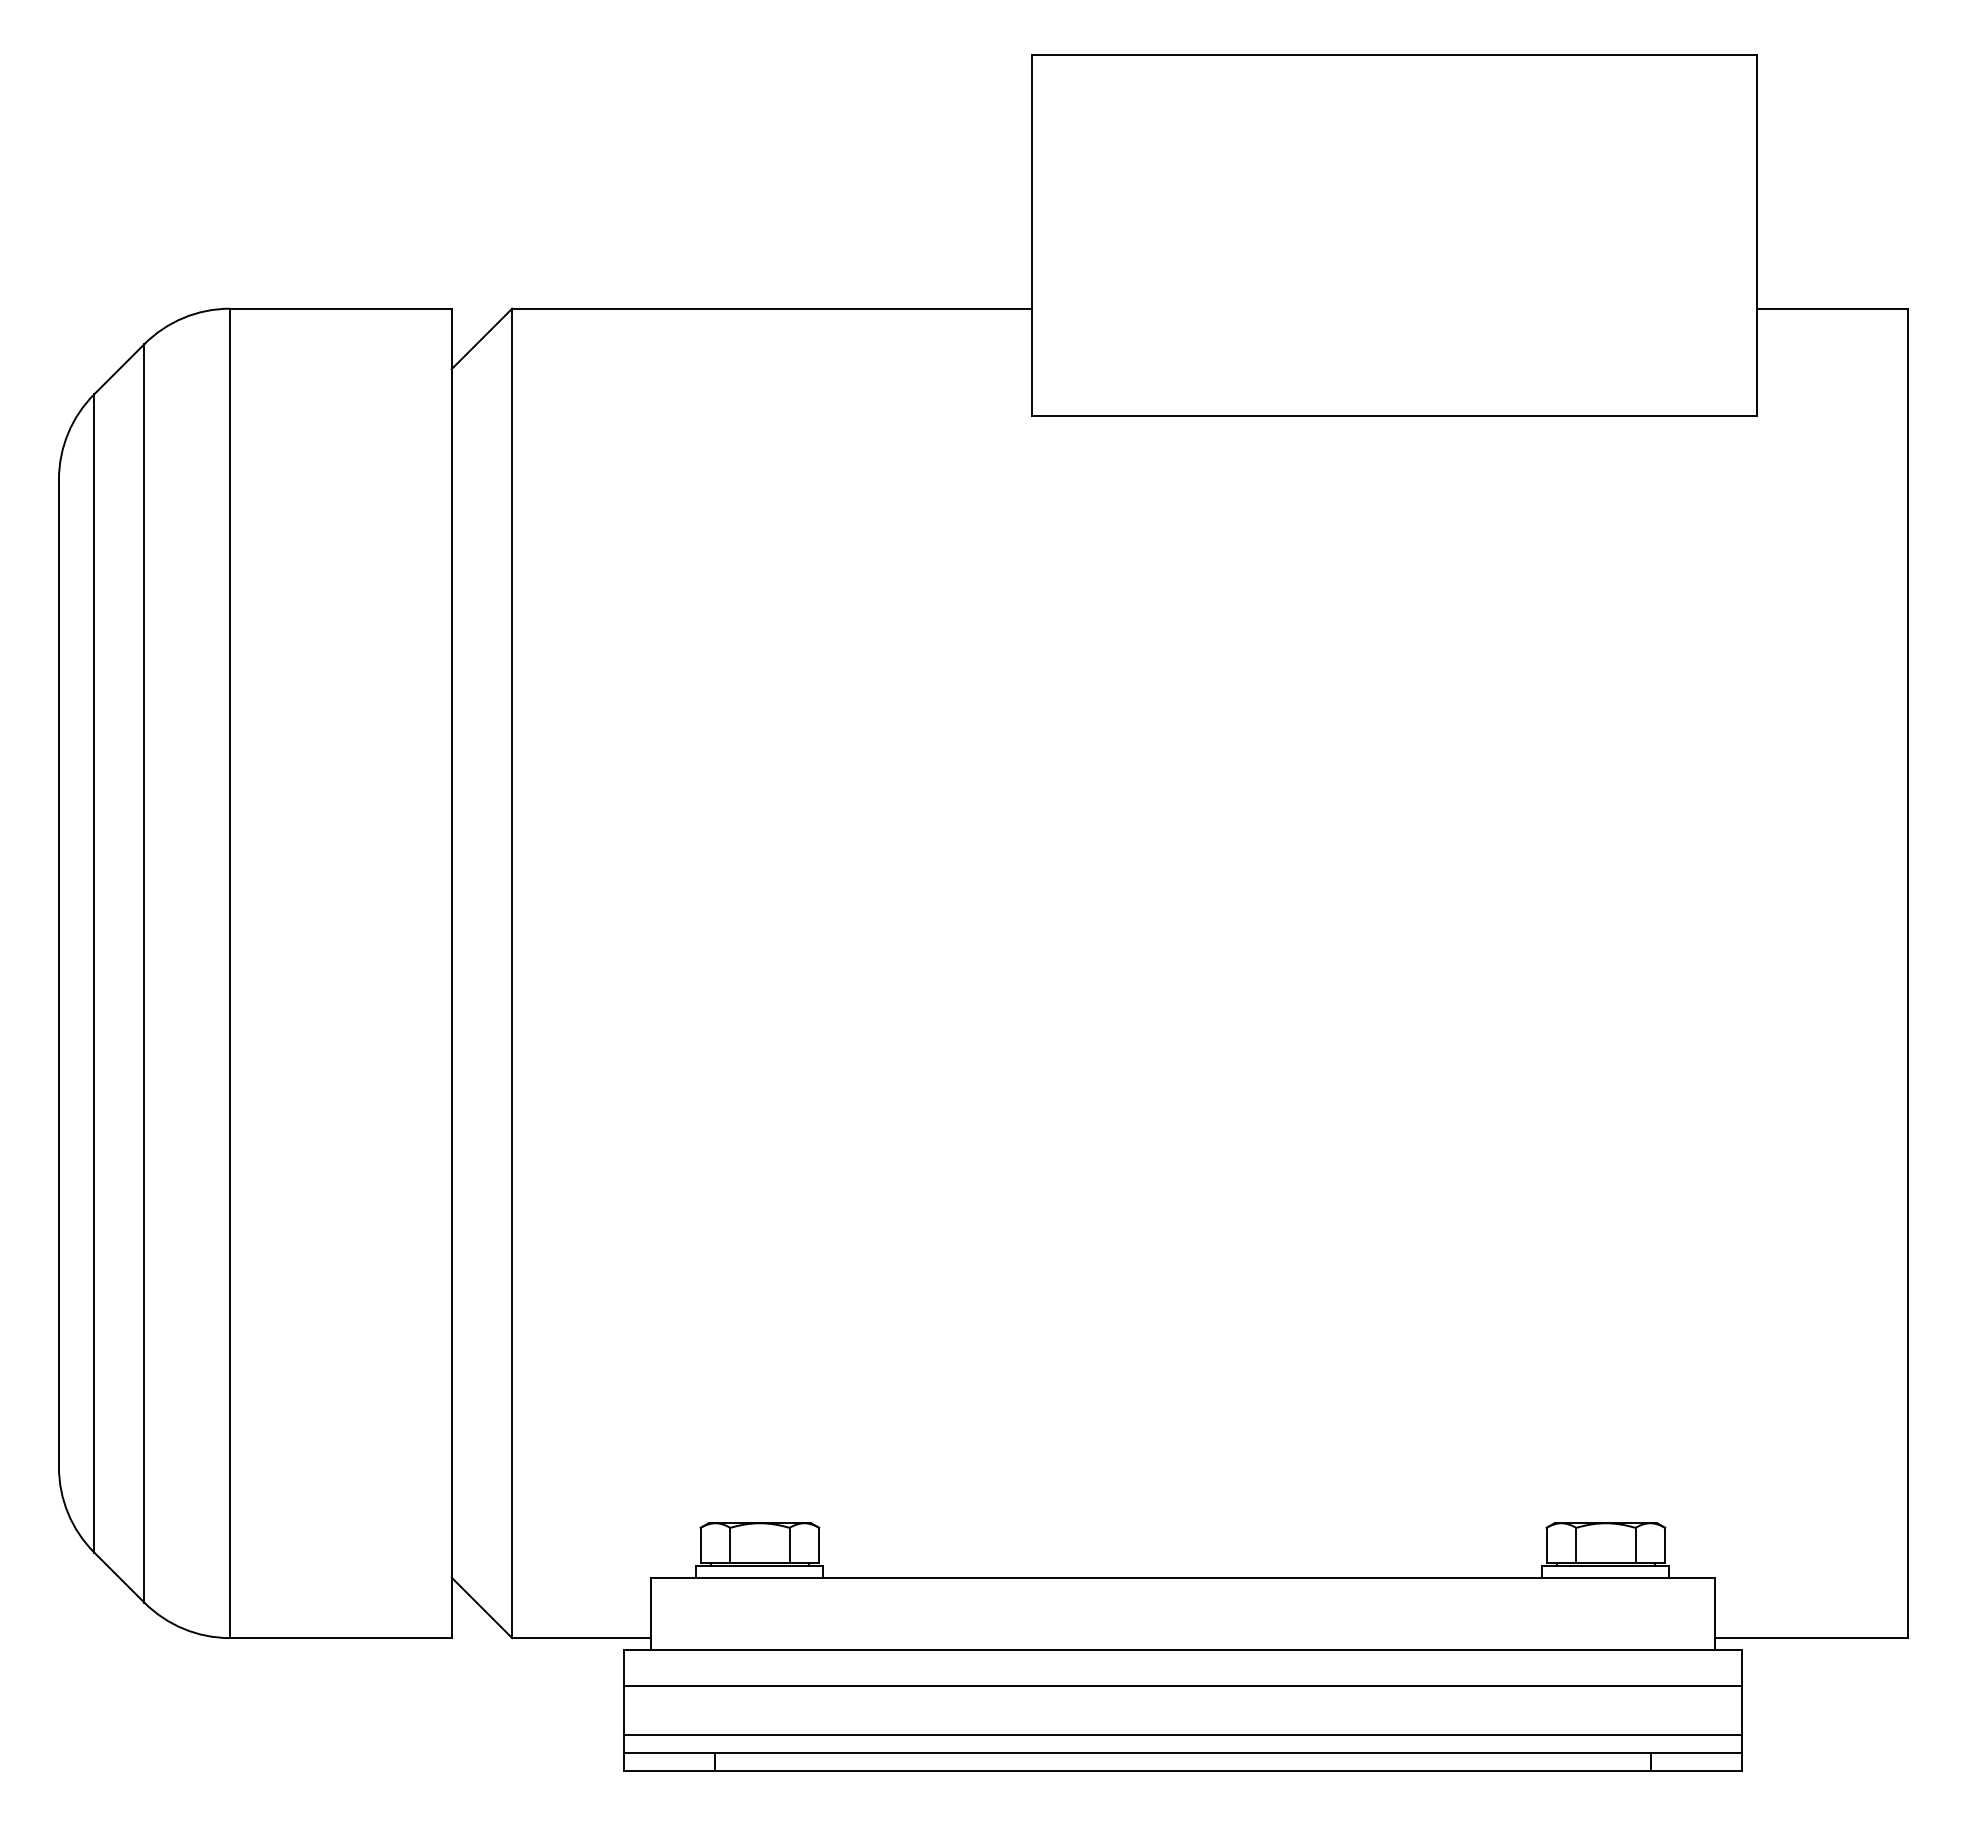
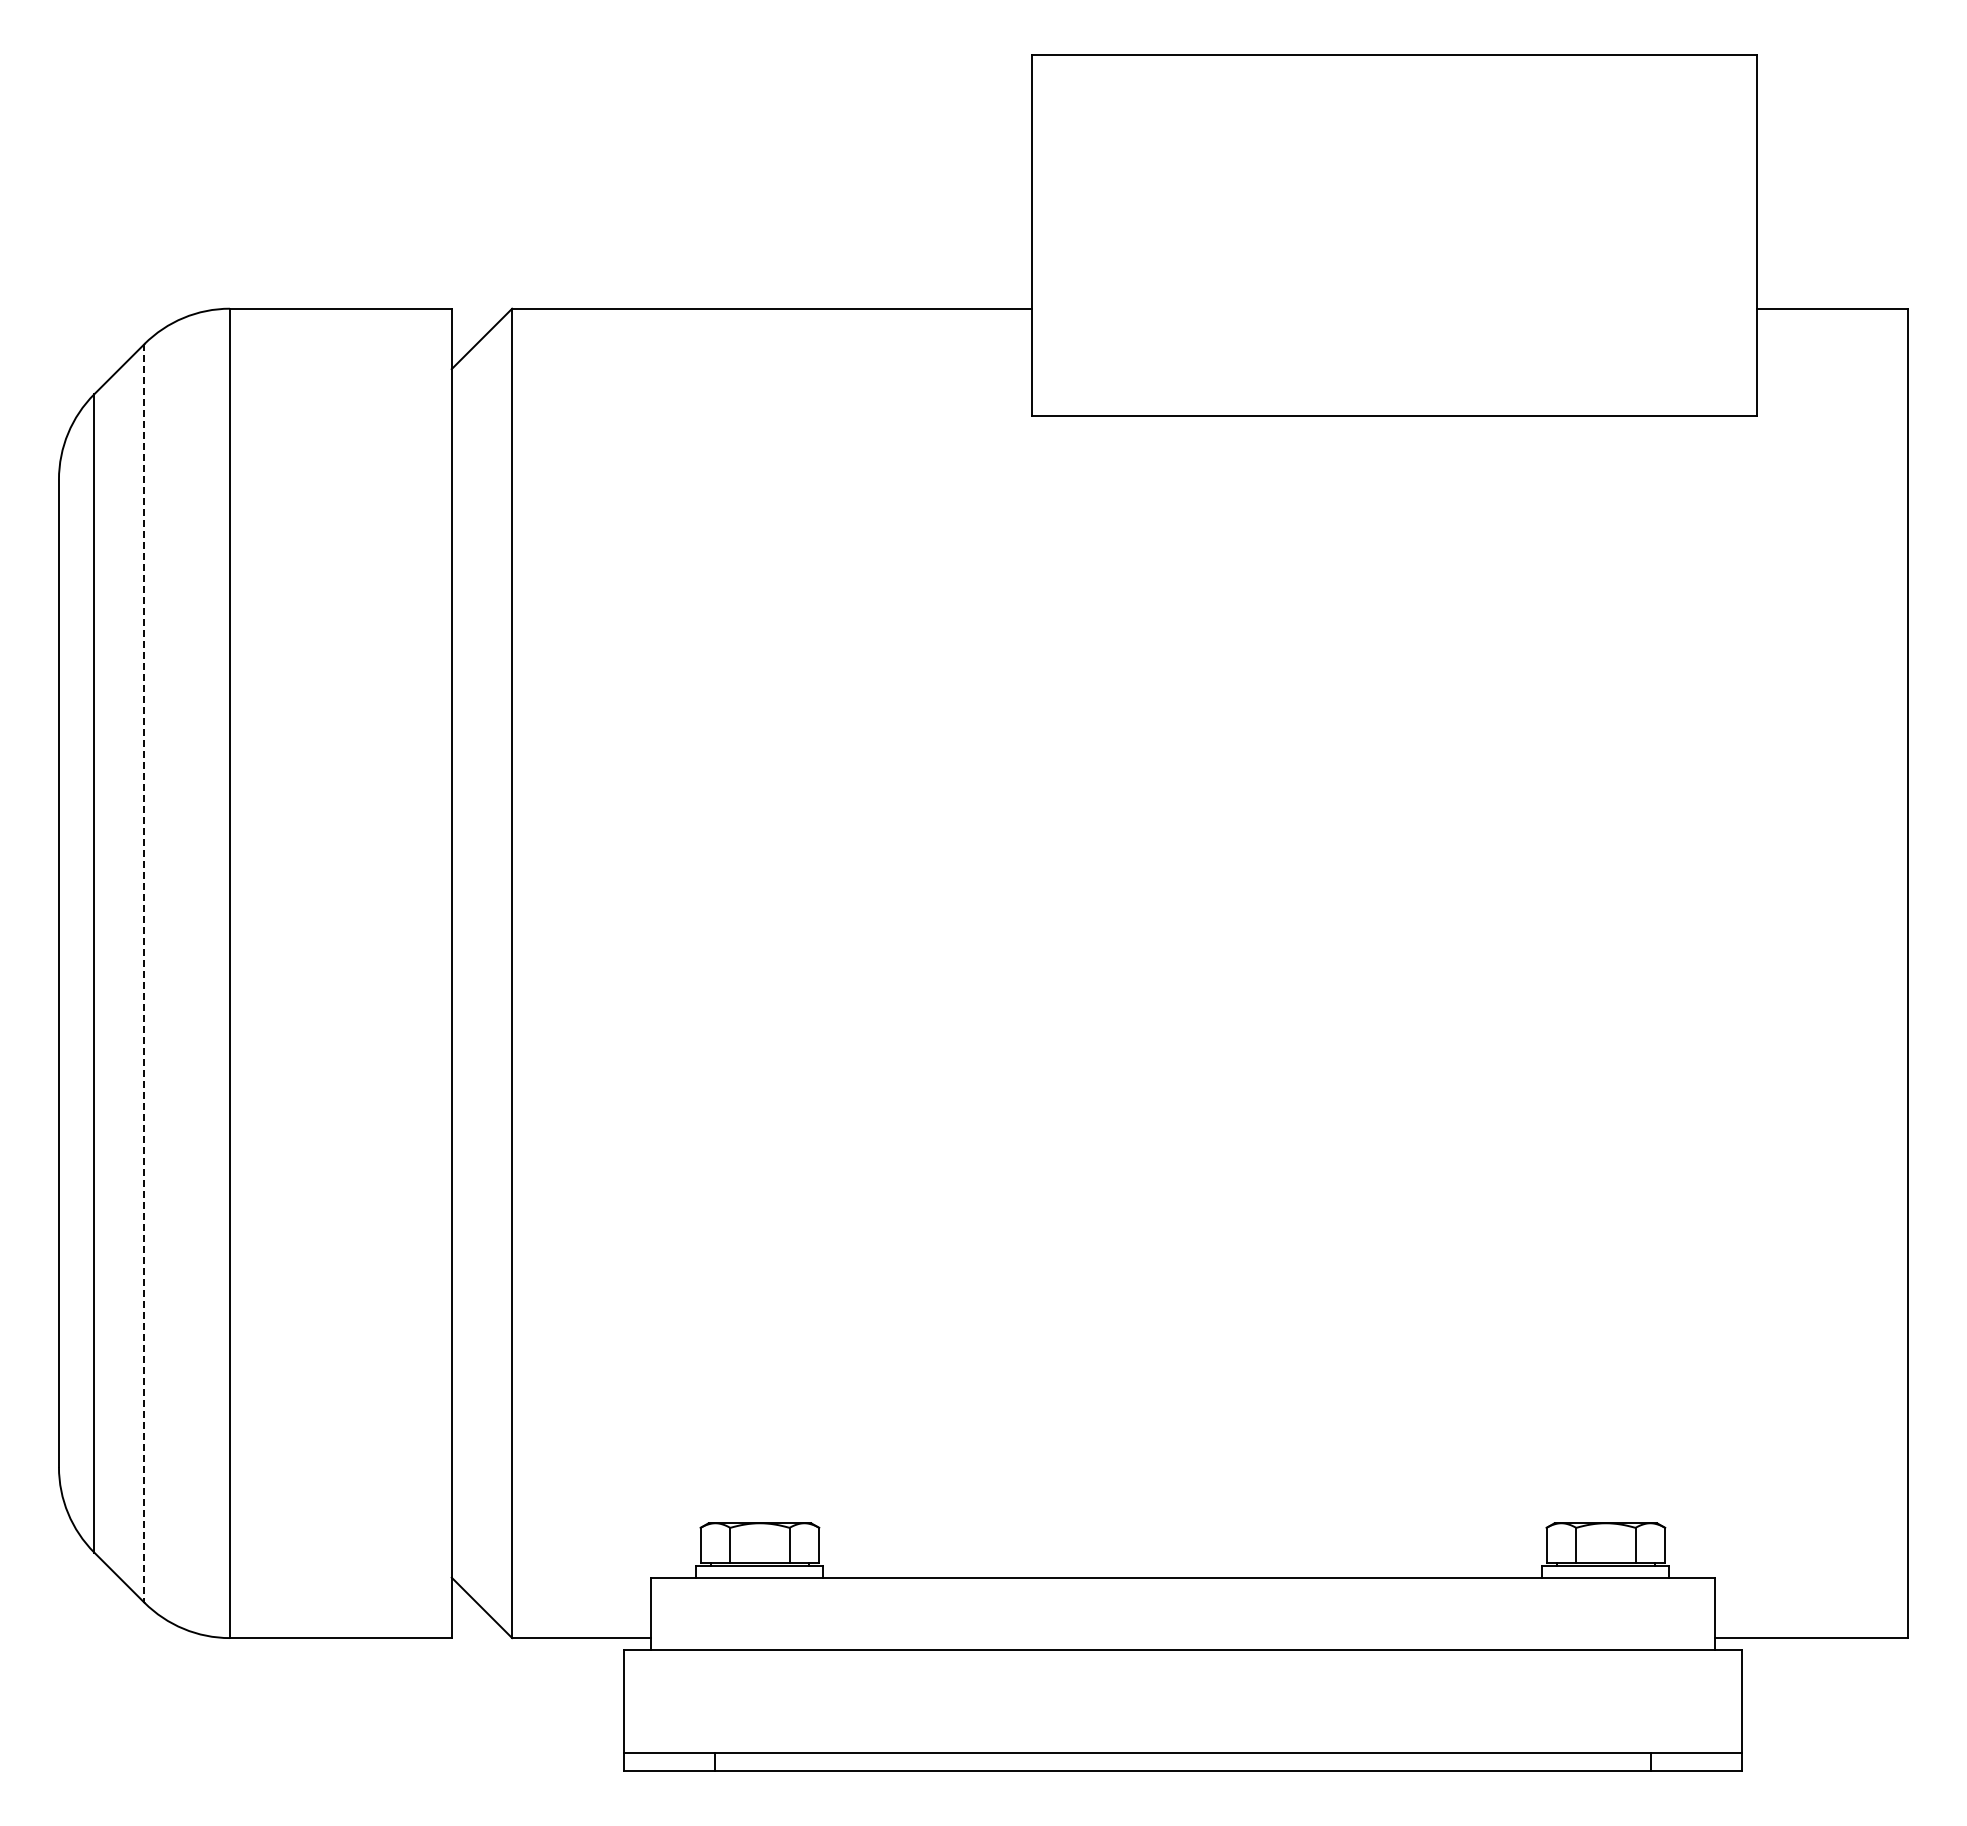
line: solid -> dashed (144, 973)
line: present -> none (1182, 1686)
line: present -> none (1182, 1734)
